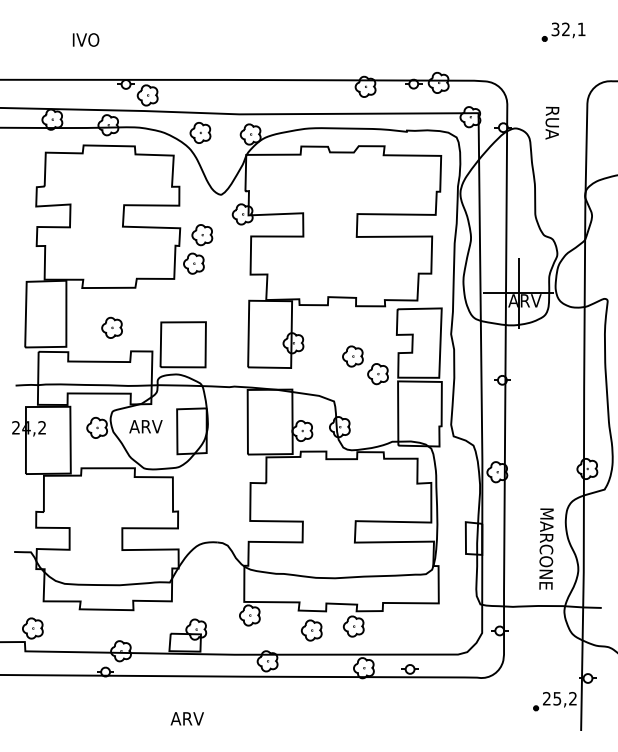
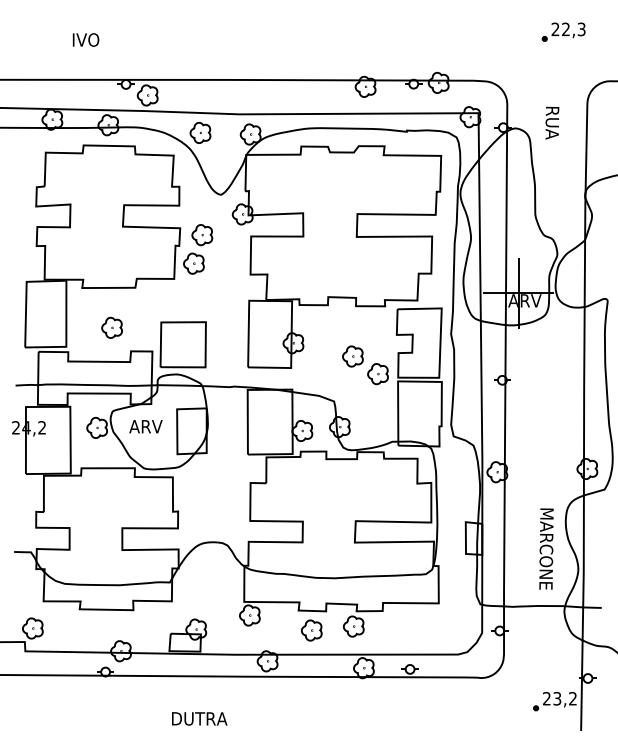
text: 32,1 -> 22,3 (568, 29)
text: 25,2 -> 23,2 (557, 698)
text: ARV -> DUTRA (198, 718)
